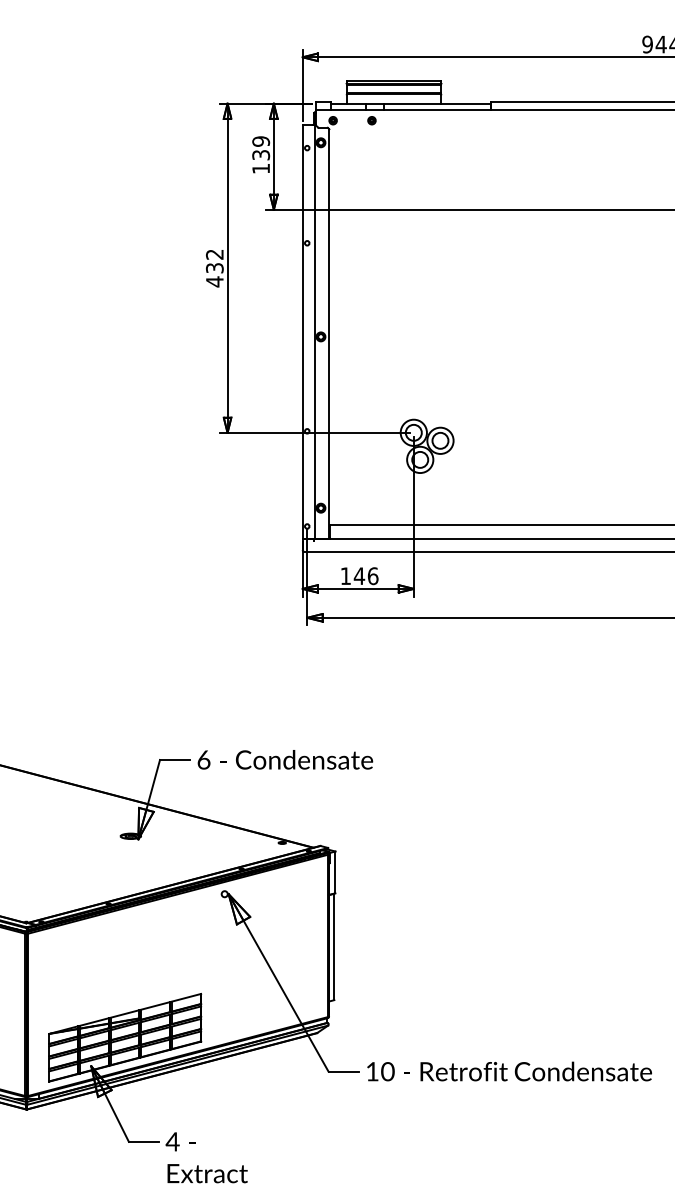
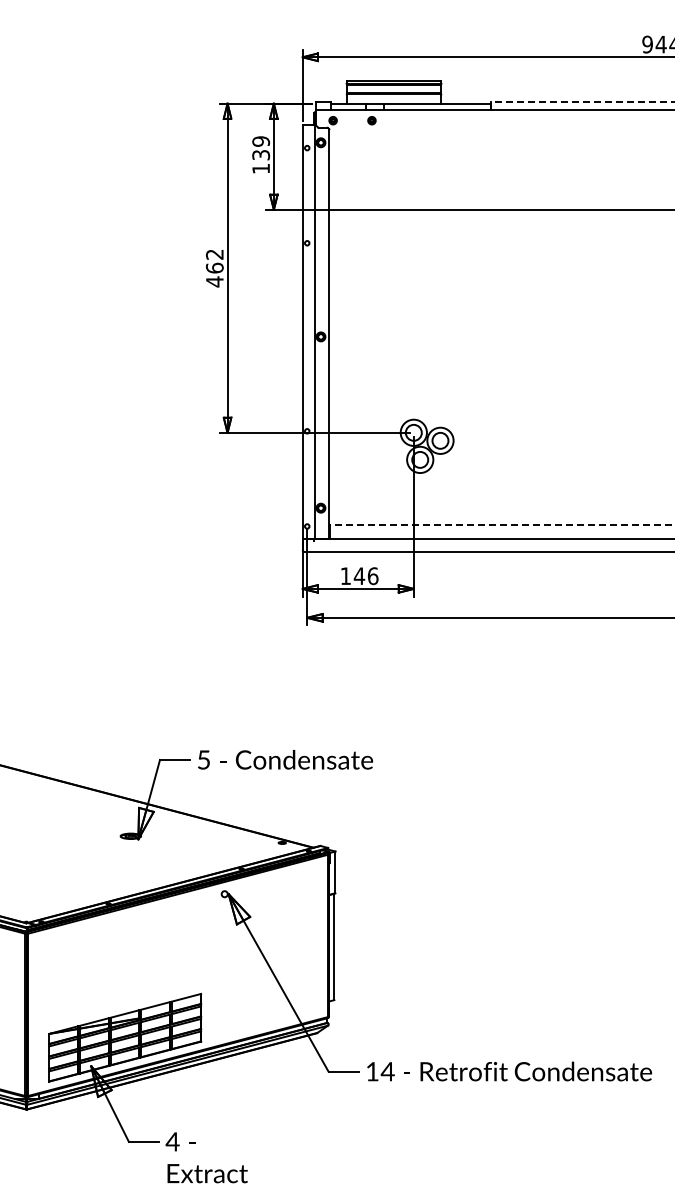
line: solid -> dashed (582, 102)
text: 432 -> 462 (214, 267)
line: solid -> dashed (502, 524)
text: 6 -> 5 (203, 759)
text: 10 -> 14 (387, 1071)
